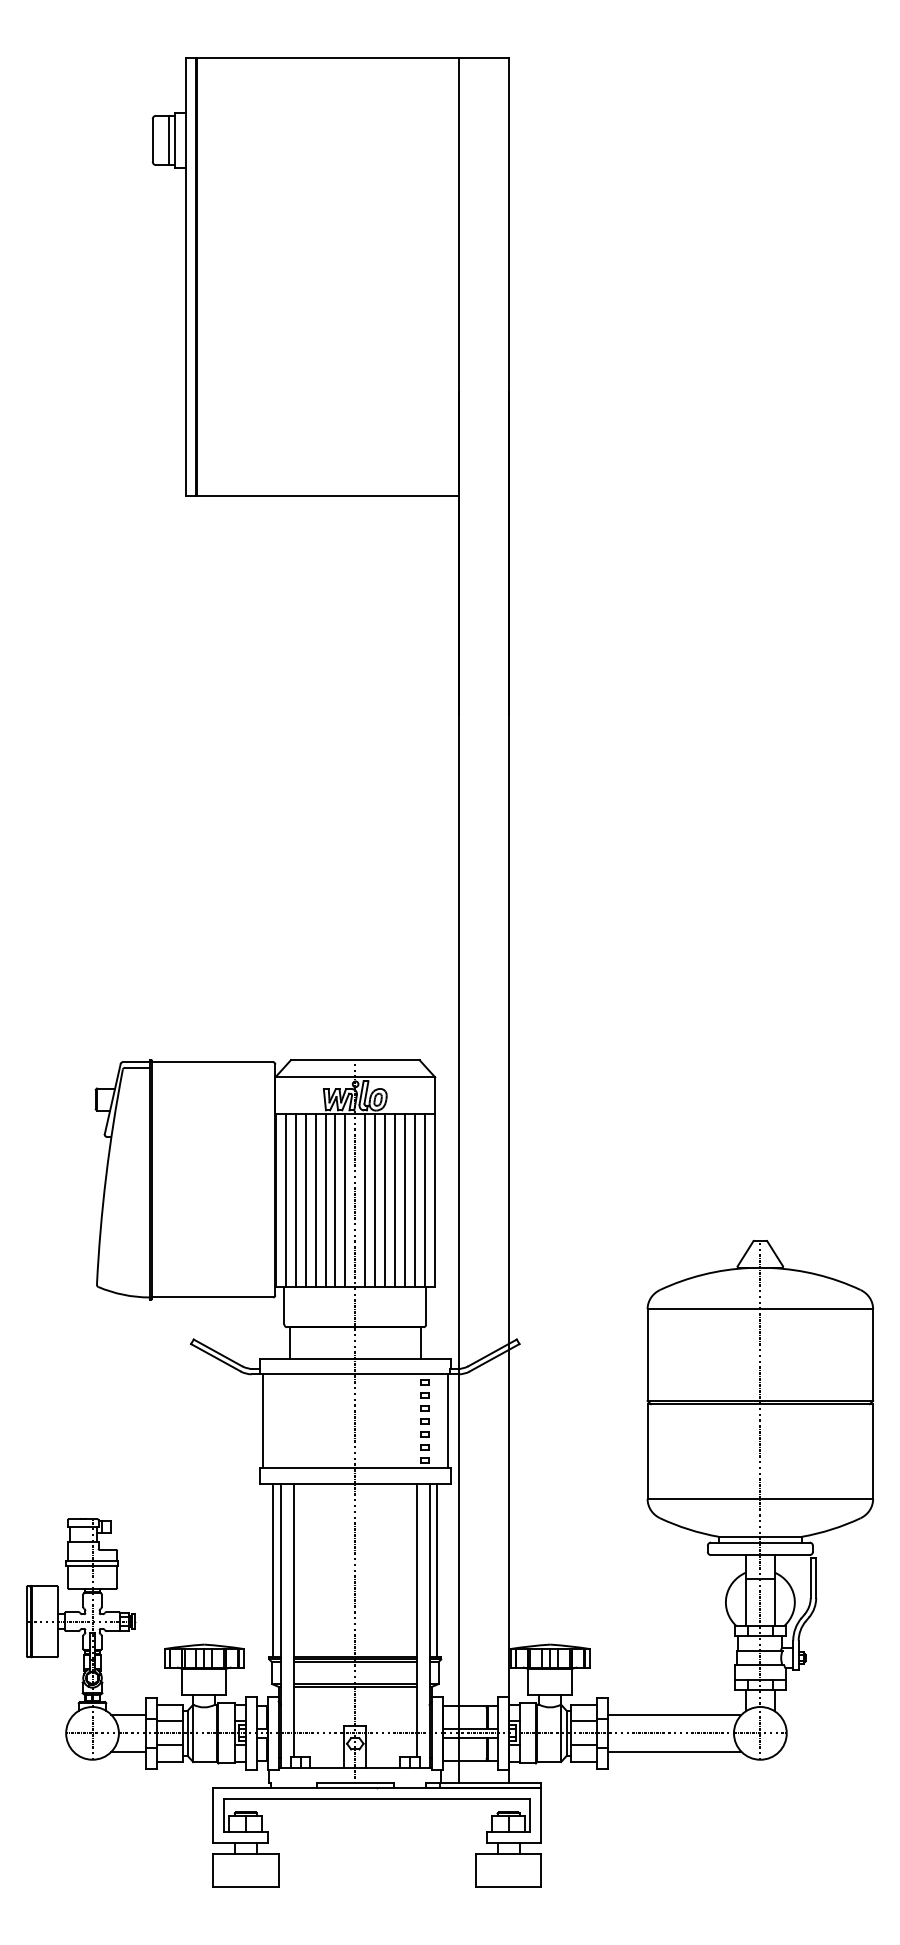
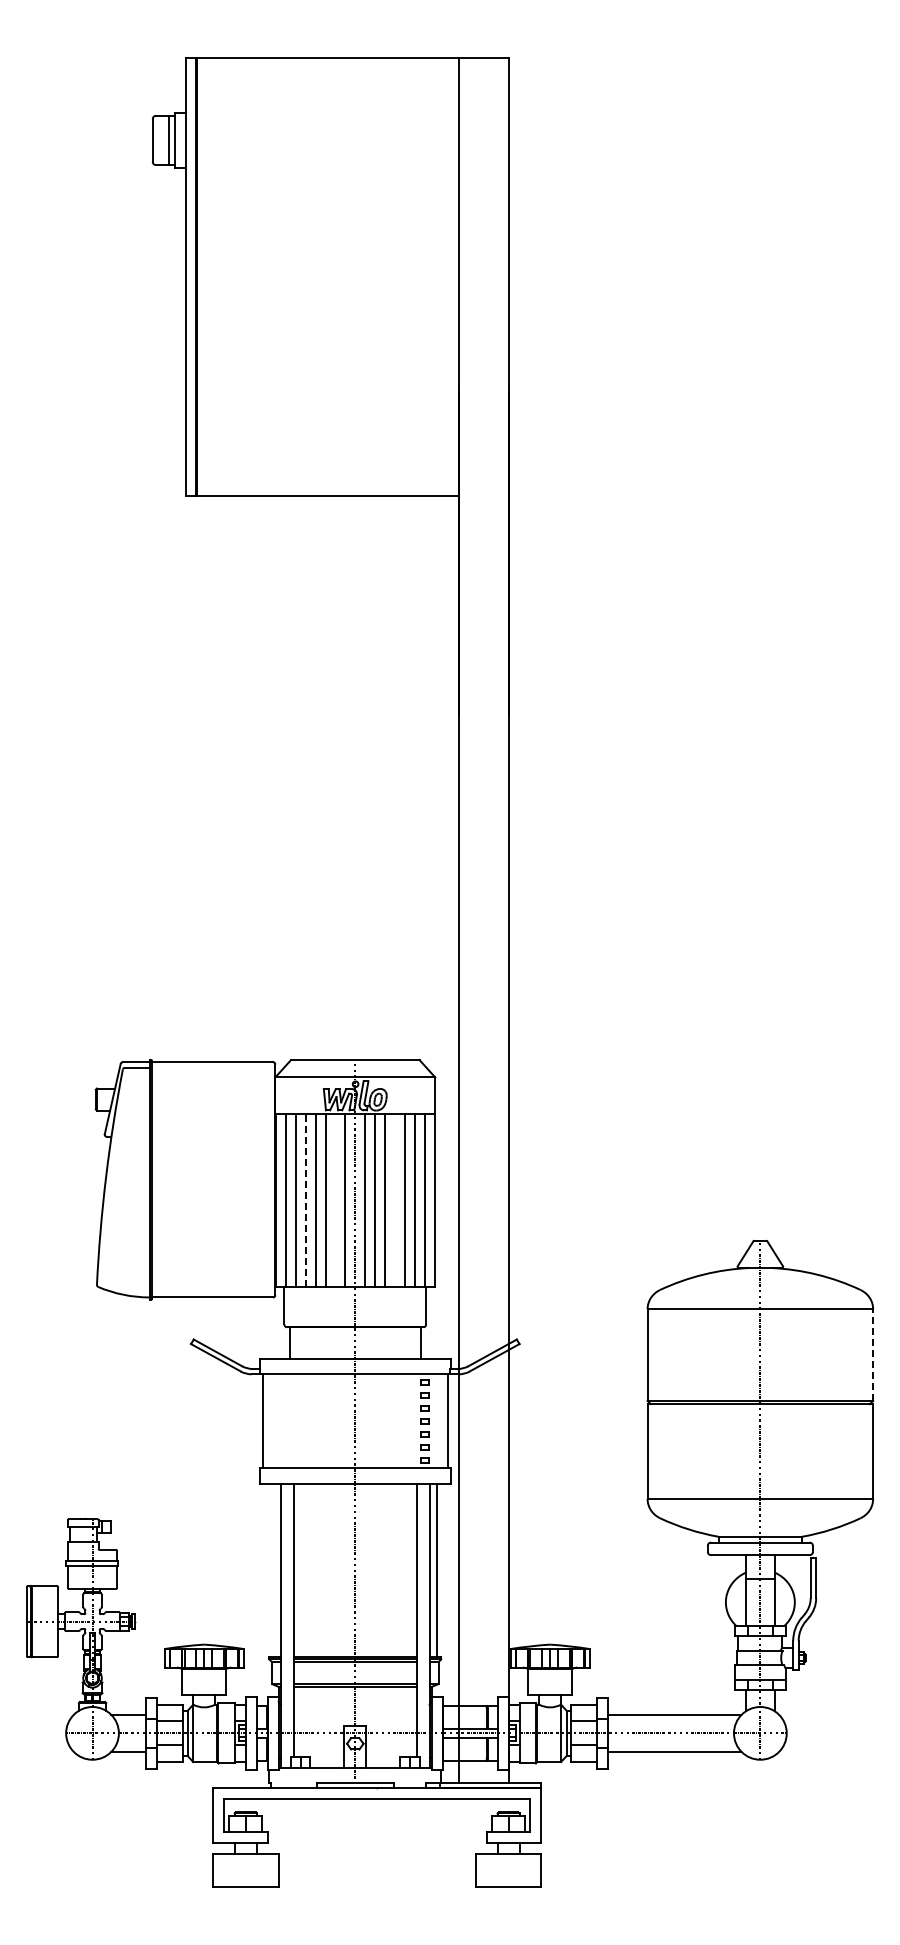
line: solid -> dashed (305, 1200)
line: present -> none (335, 1200)
line: present -> none (395, 1200)
line: solid -> dashed (873, 1355)
line: present -> none (273, 1570)
